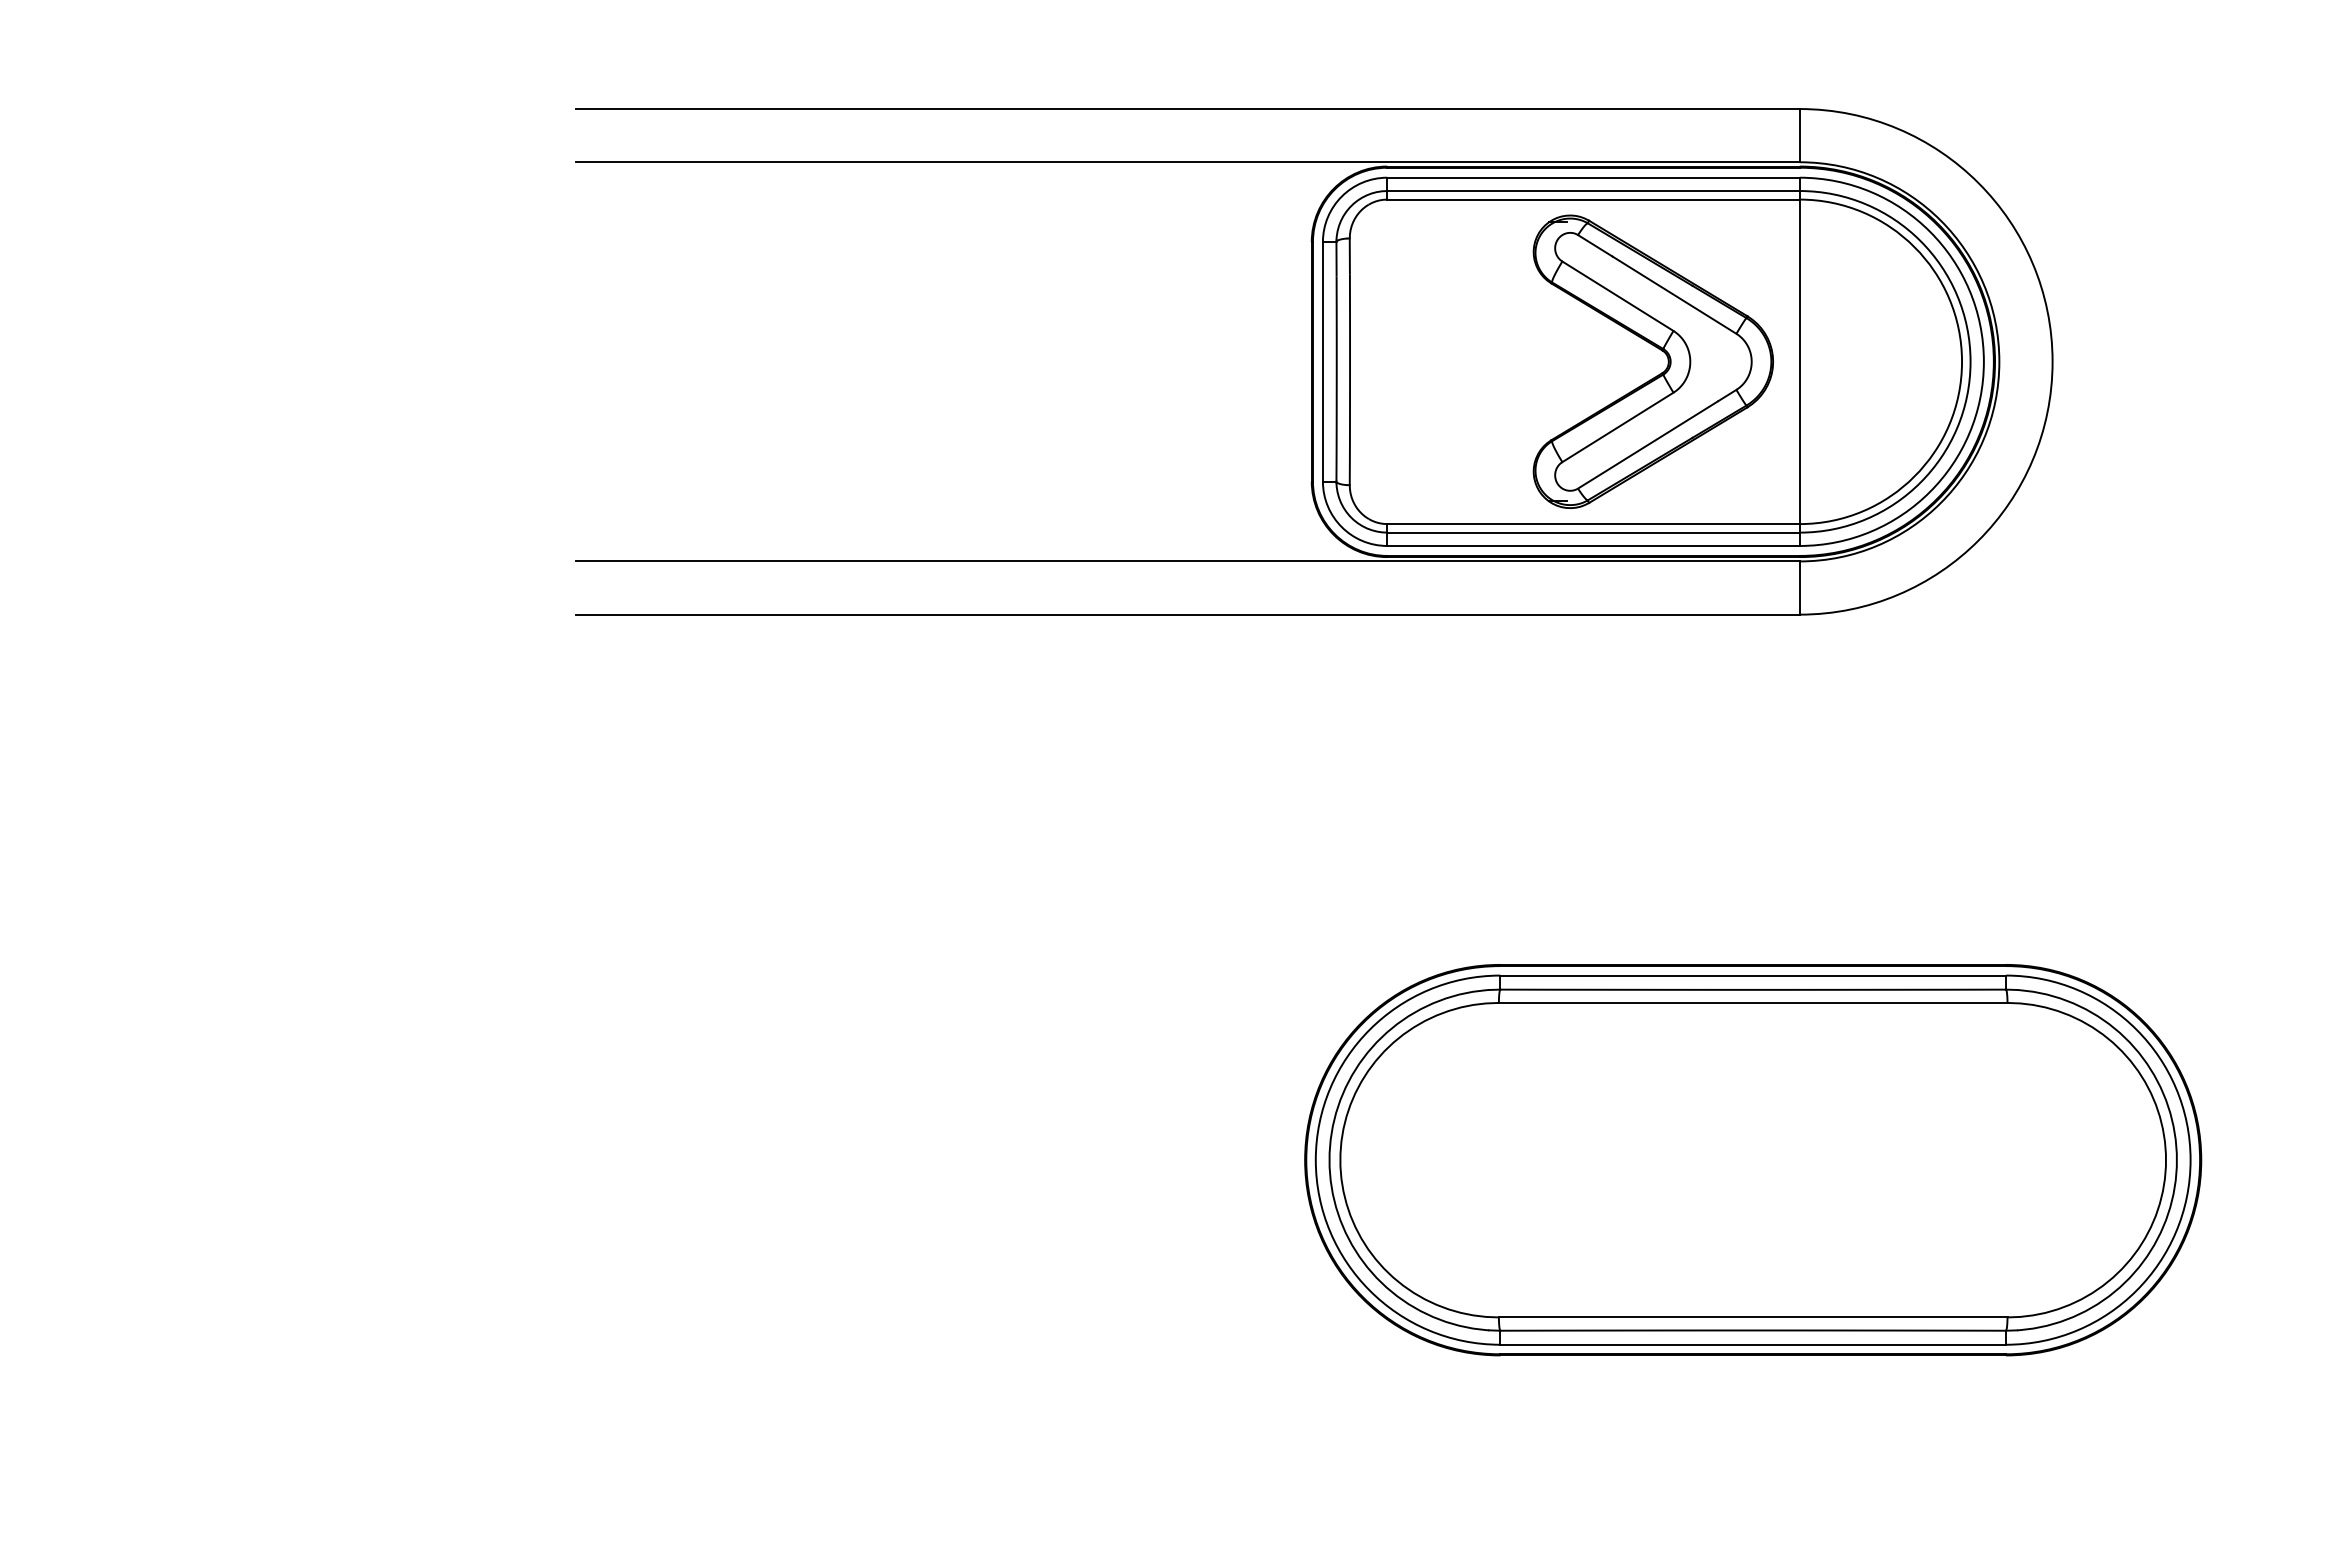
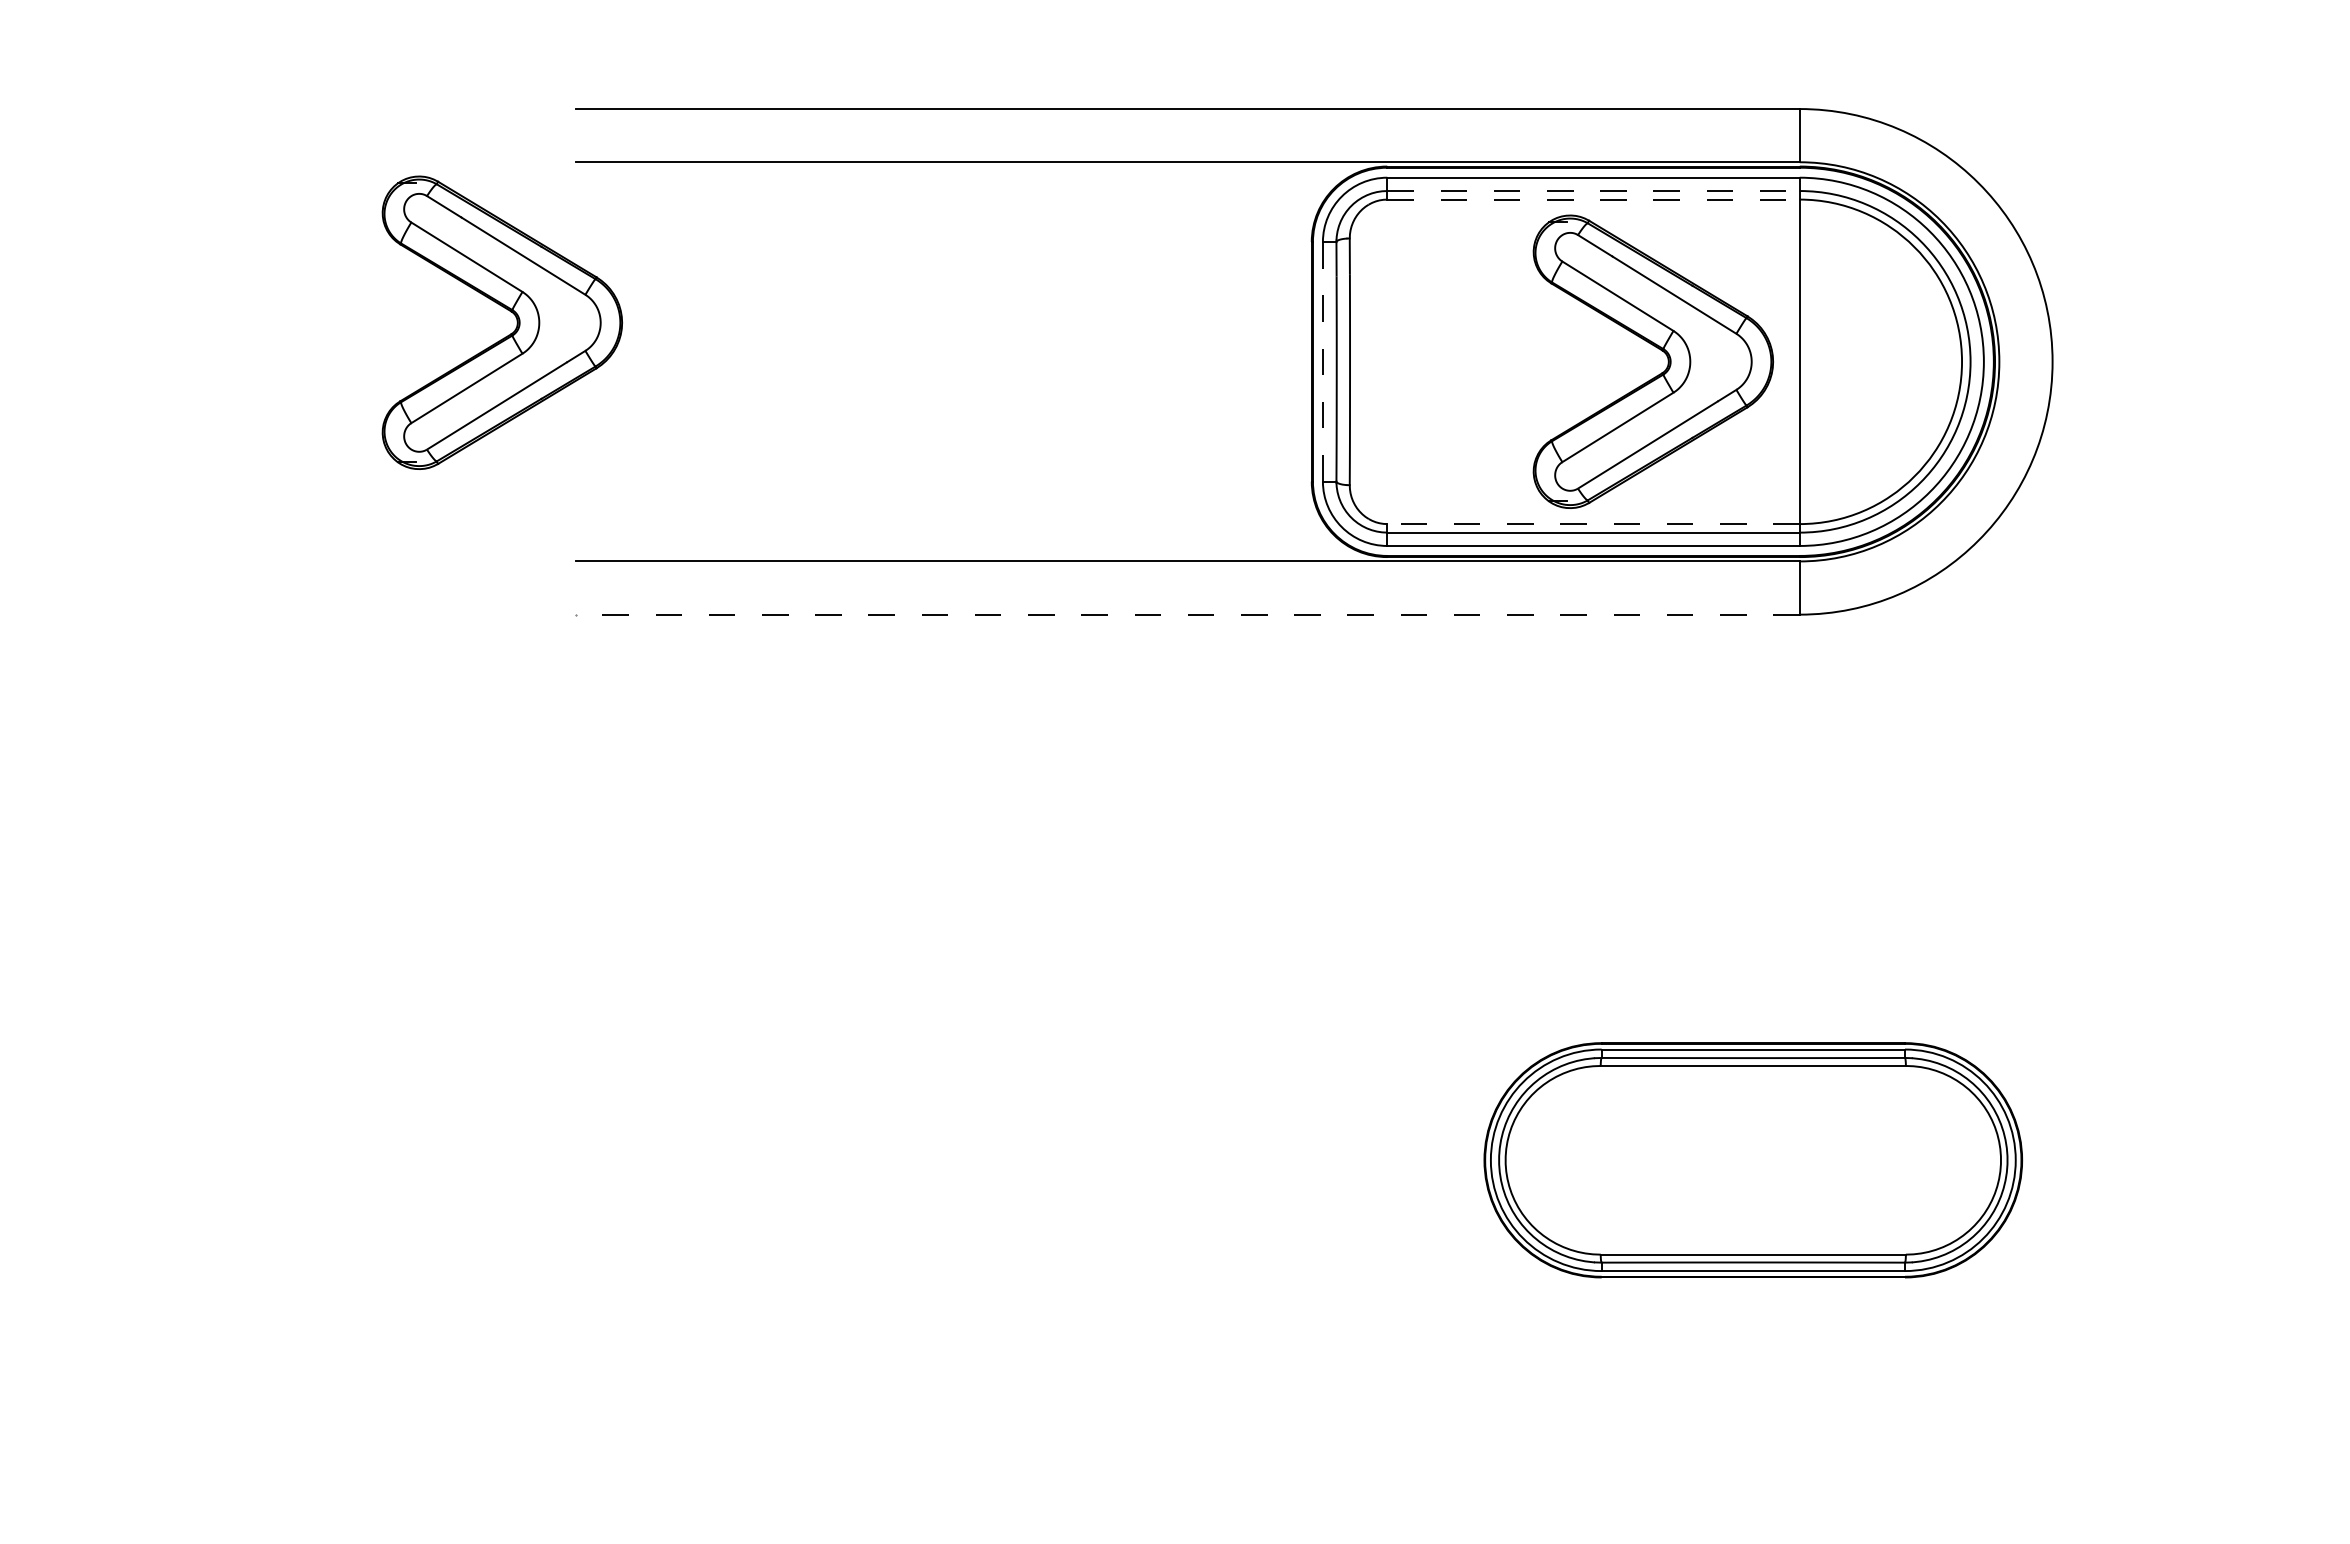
line: solid -> dashed (1594, 191)
line: solid -> dashed (1594, 199)
part: none -> present (507, 310)
line: solid -> dashed (1322, 361)
line: solid -> dashed (1593, 524)
line: solid -> dashed (1187, 614)
part size: 899x393 px -> 541x237 px (1753, 1160)
